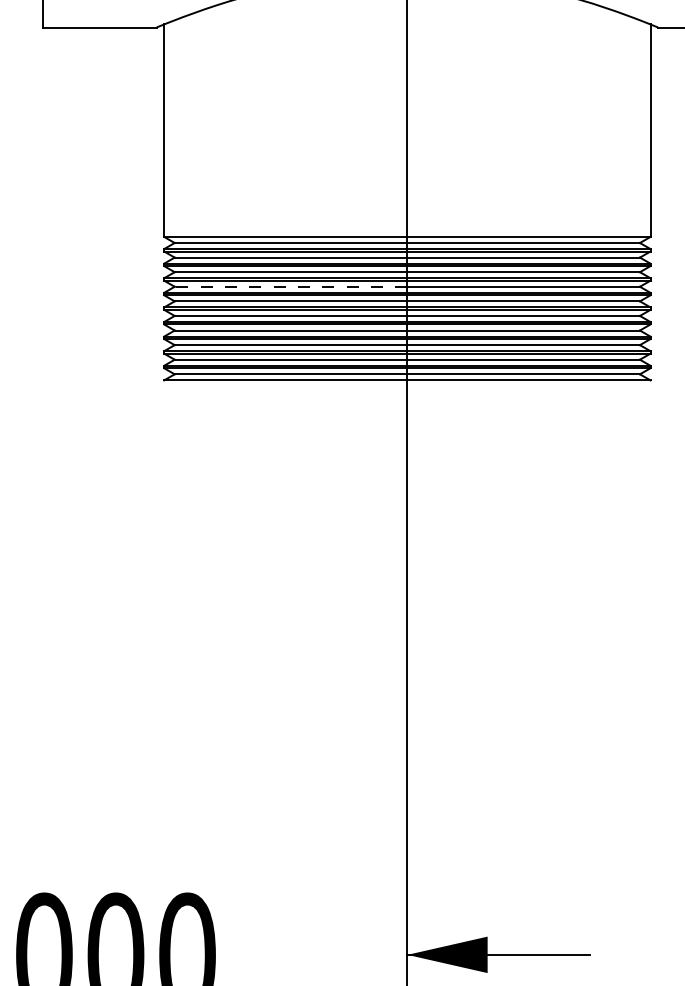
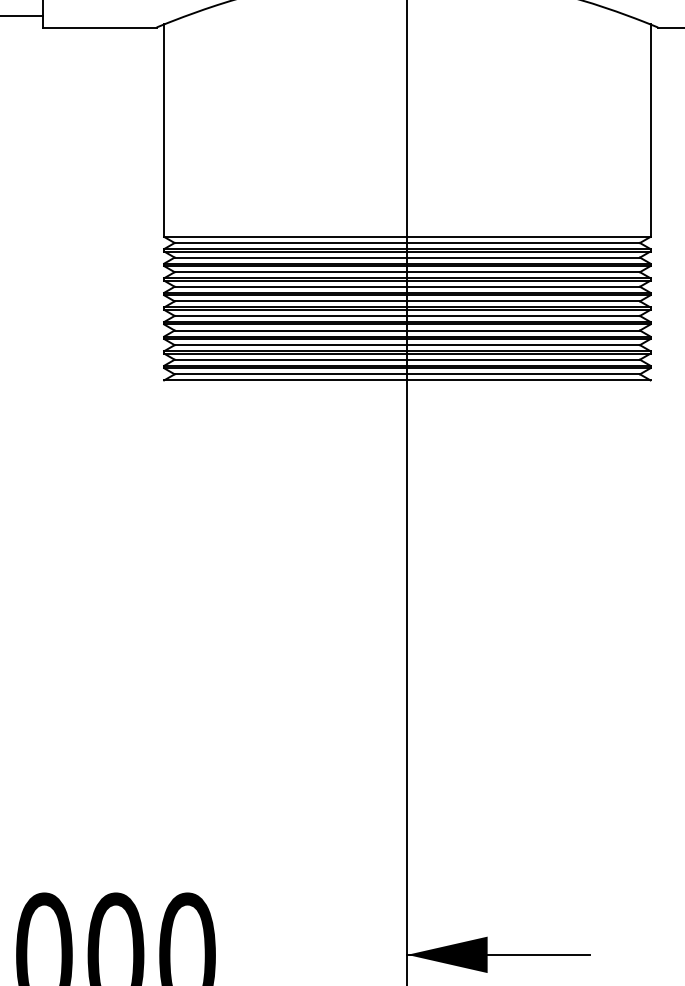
line: none -> present (22, 15)
line: dashed -> solid (290, 286)
